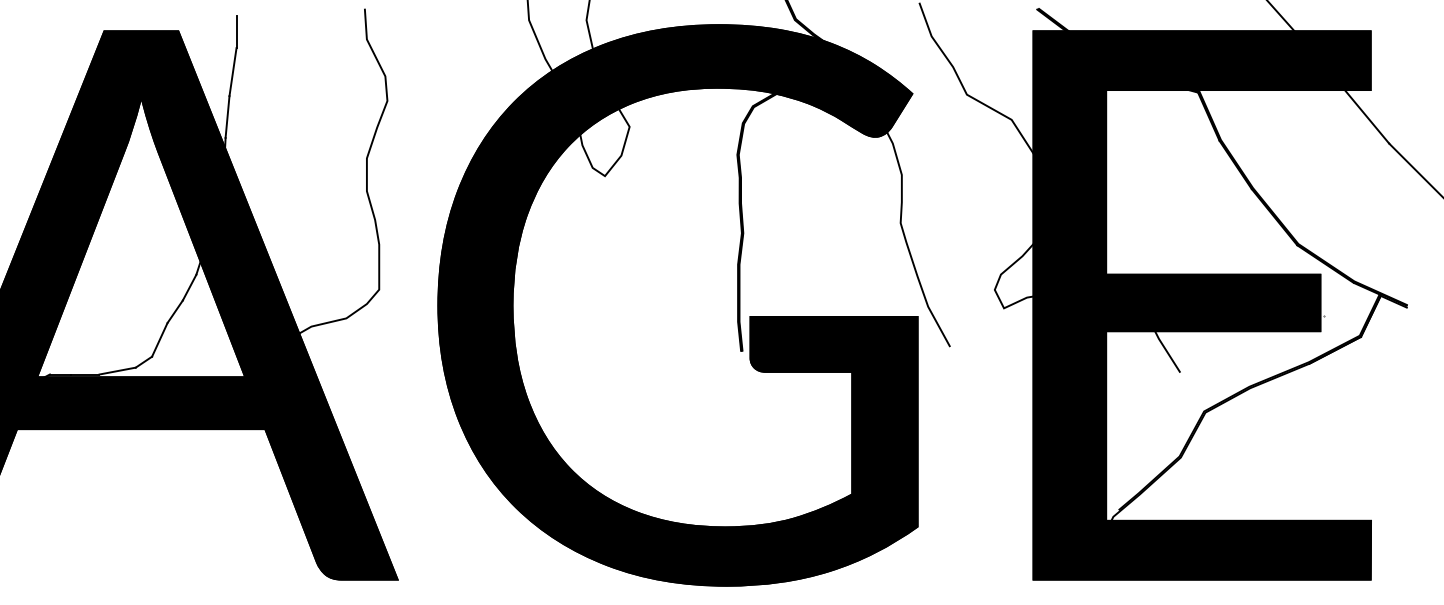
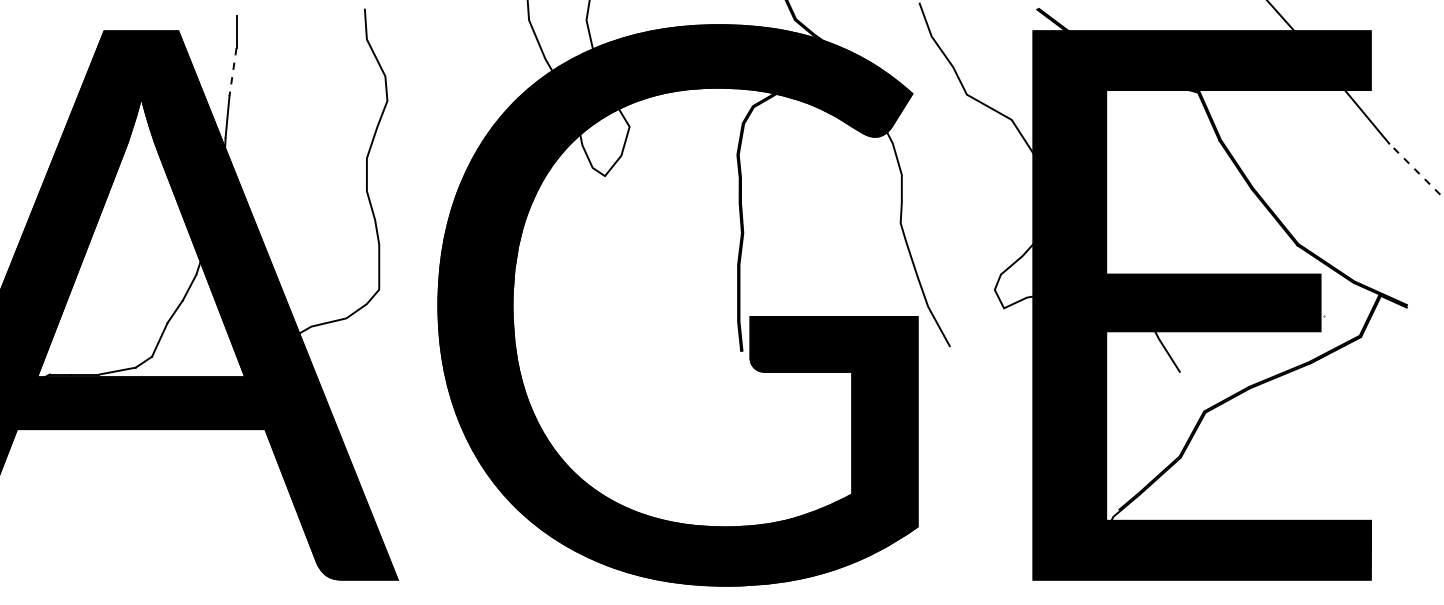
line: solid -> dashed (232, 72)
line: solid -> dashed (1416, 170)
